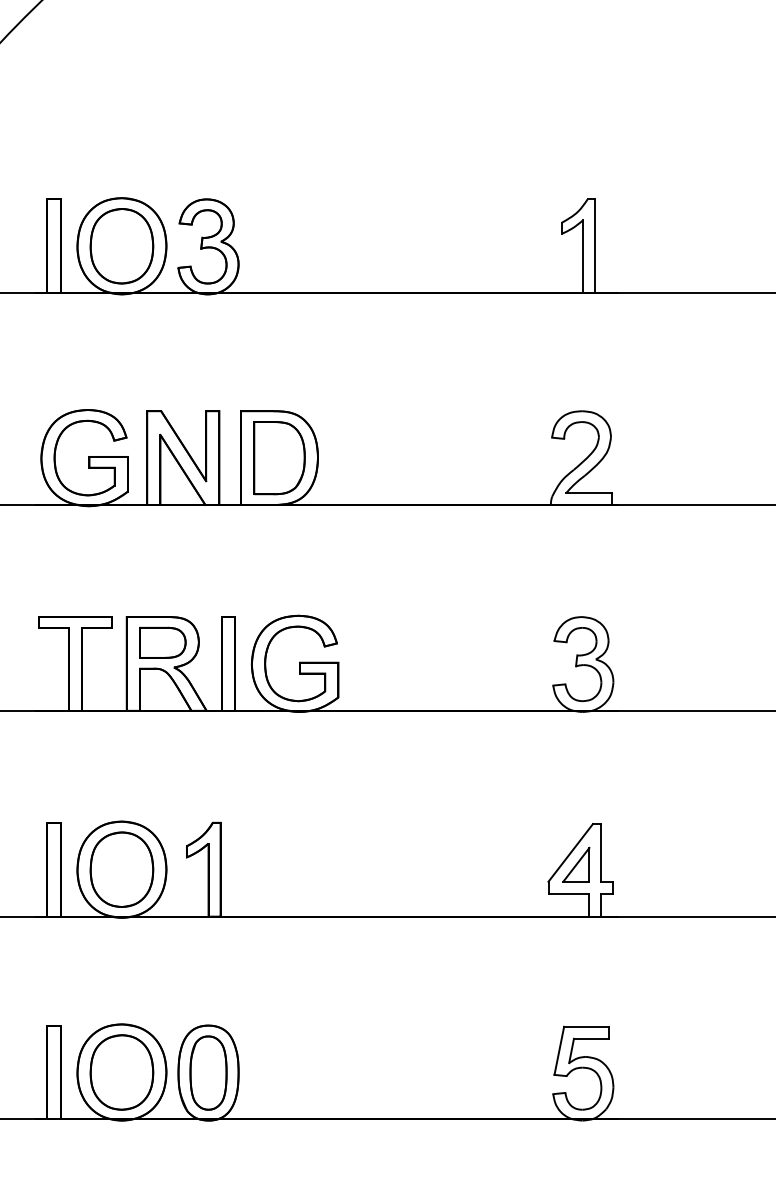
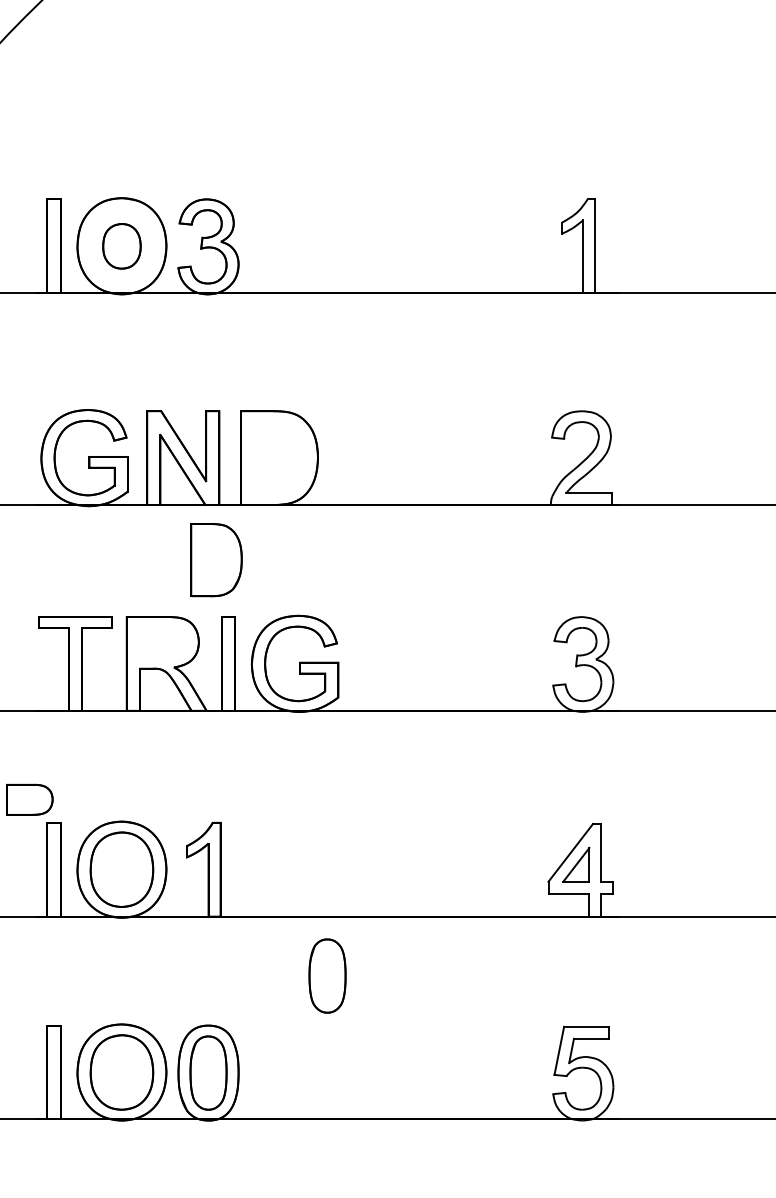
part size: 66x77 px -> 40x47 px (121, 246)
part position: (279, 458) -> (216, 560) (216, 560)
part position: (162, 642) -> (29, 799) (29, 799)
part: none -> present (327, 975)
